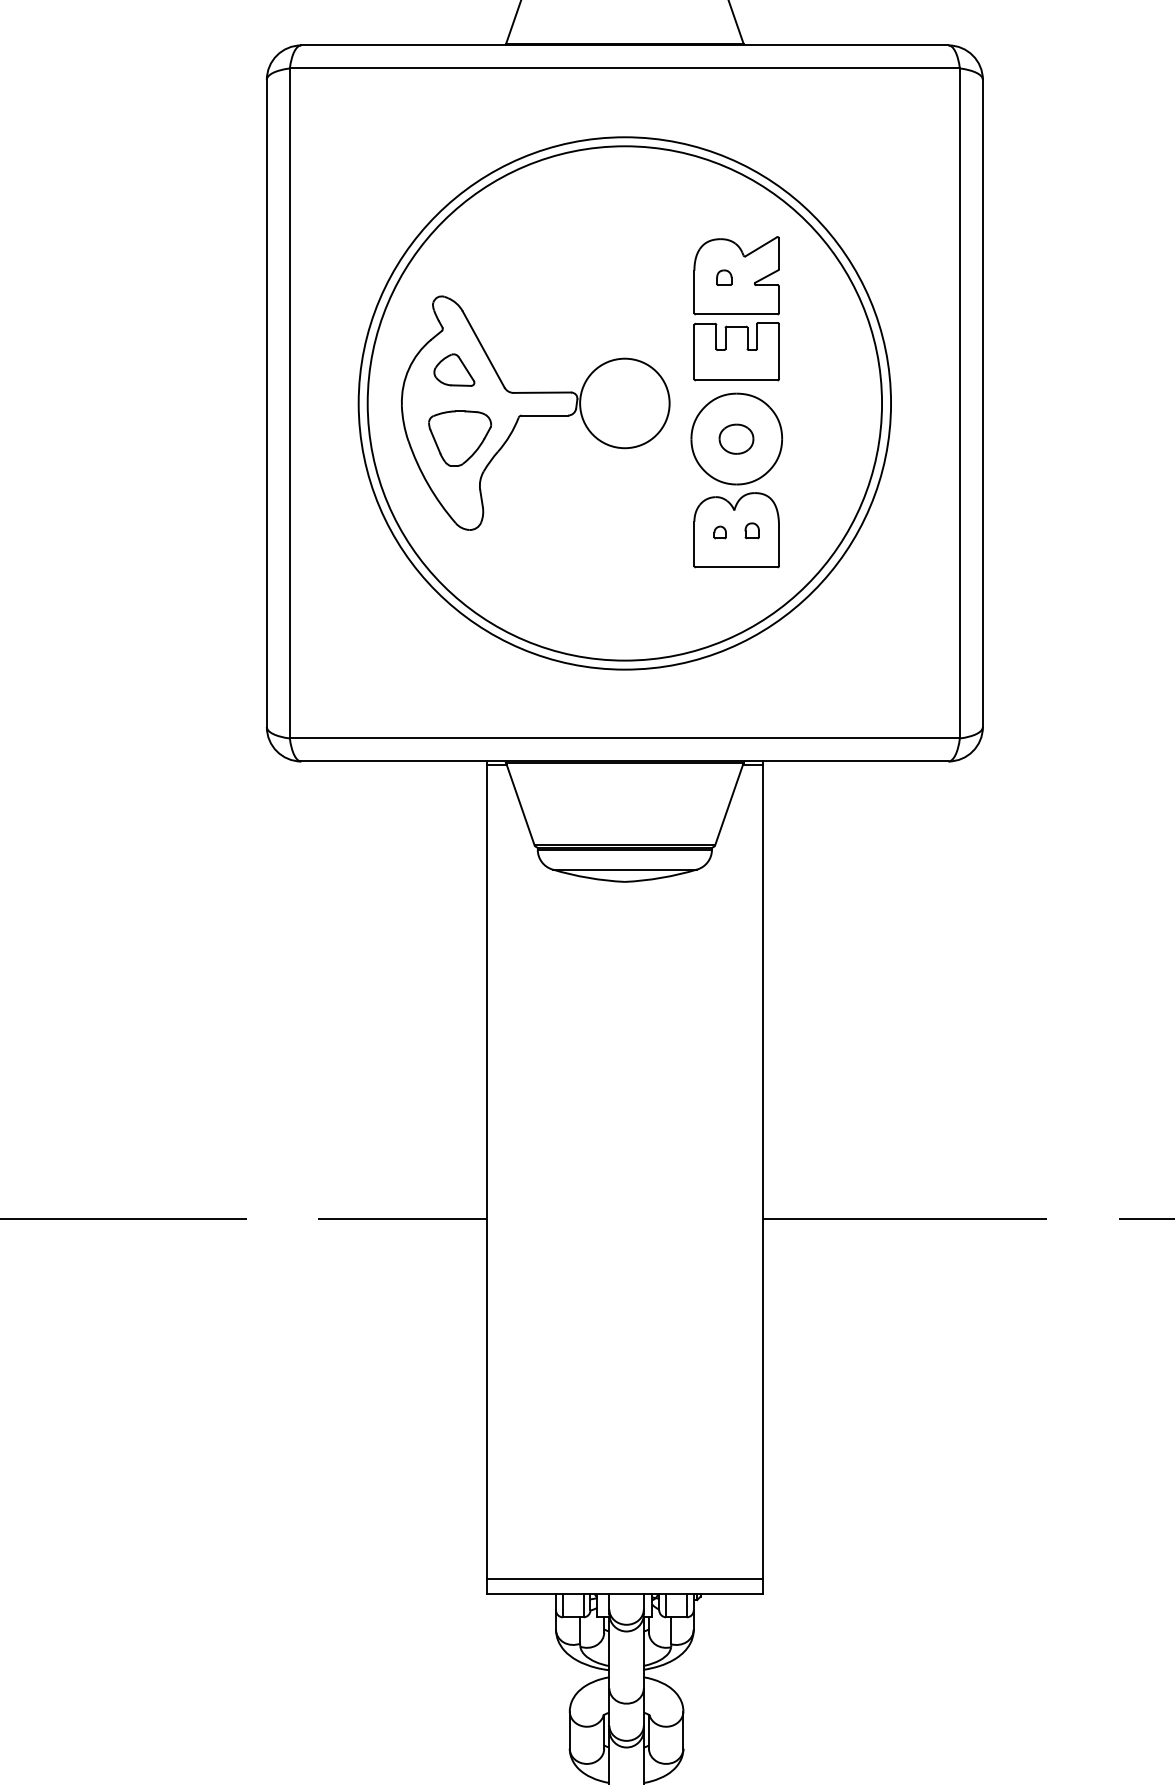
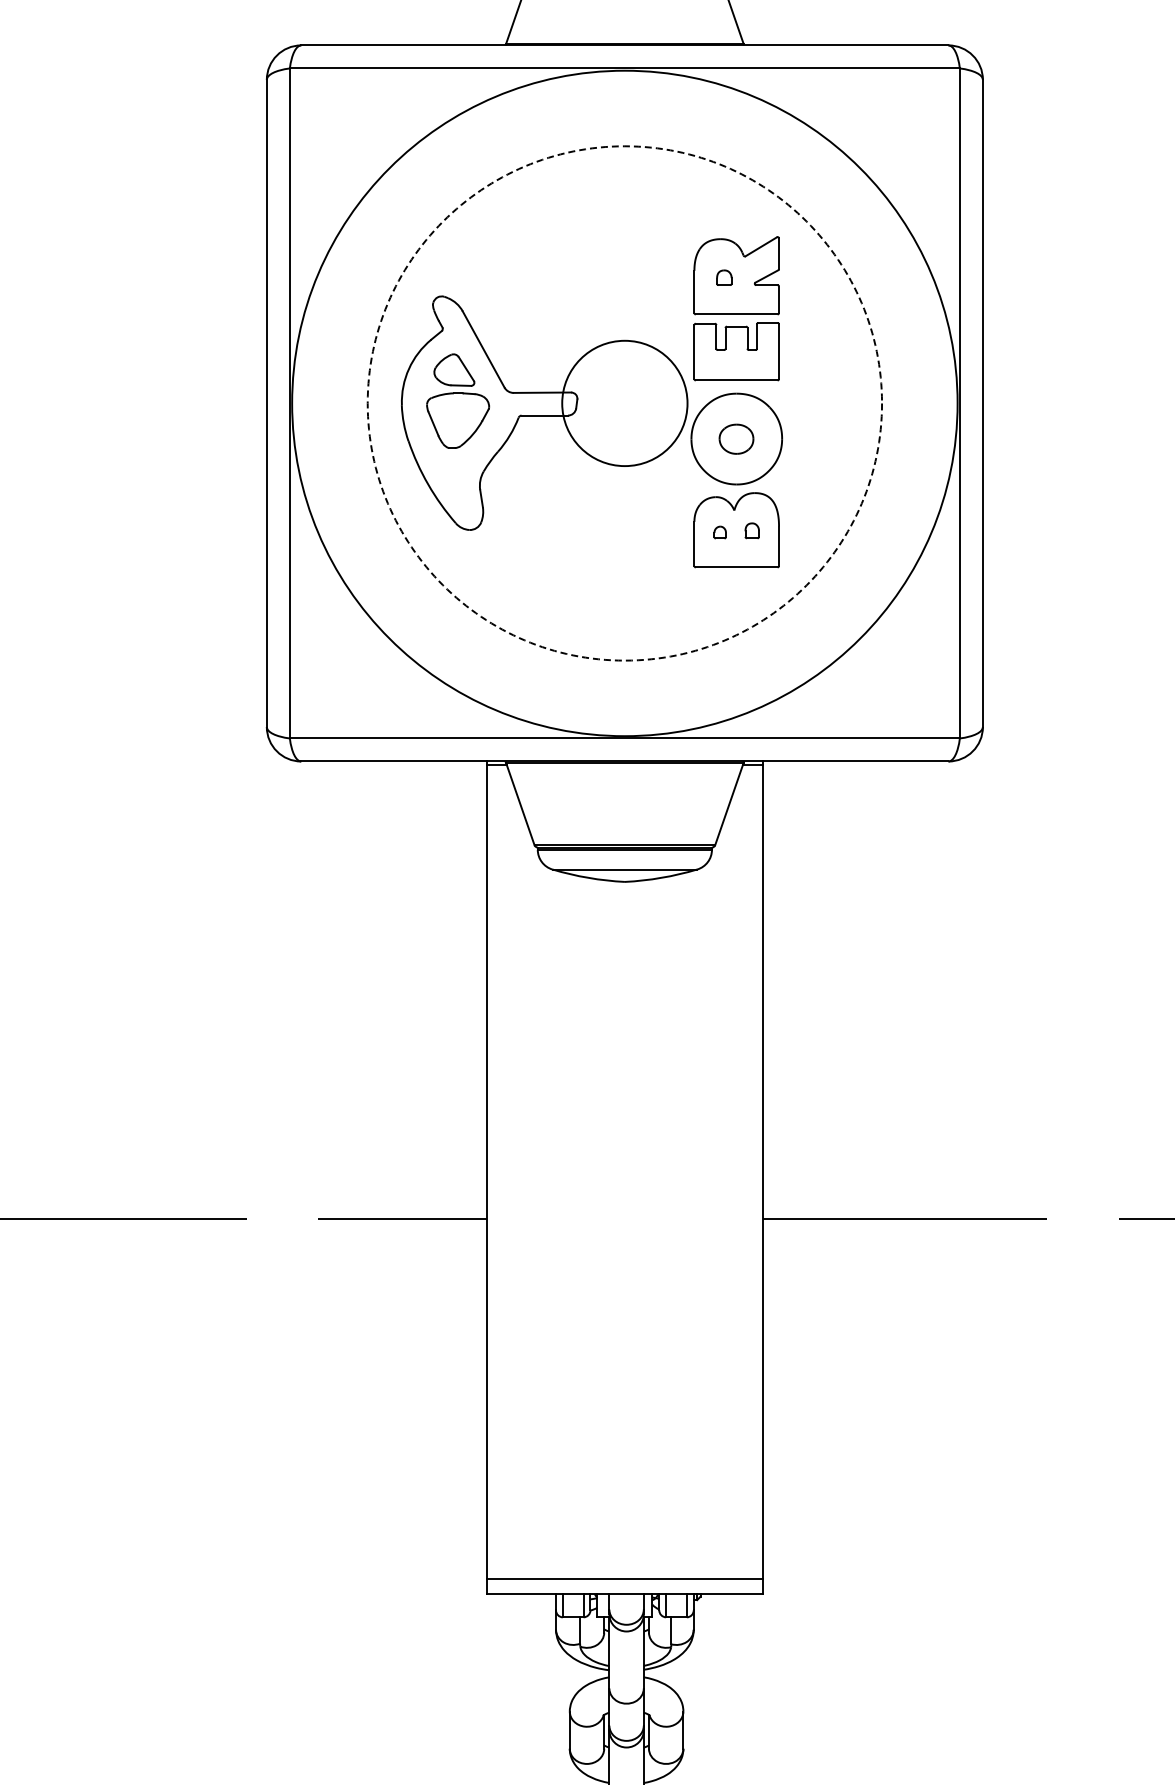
circle diameter: 532 px -> 665 px (624, 403)
circle diameter: 90 px -> 125 px (624, 403)
circle: solid -> dashed (624, 403)
part position: (459, 438) -> (457, 420) (457, 420)
